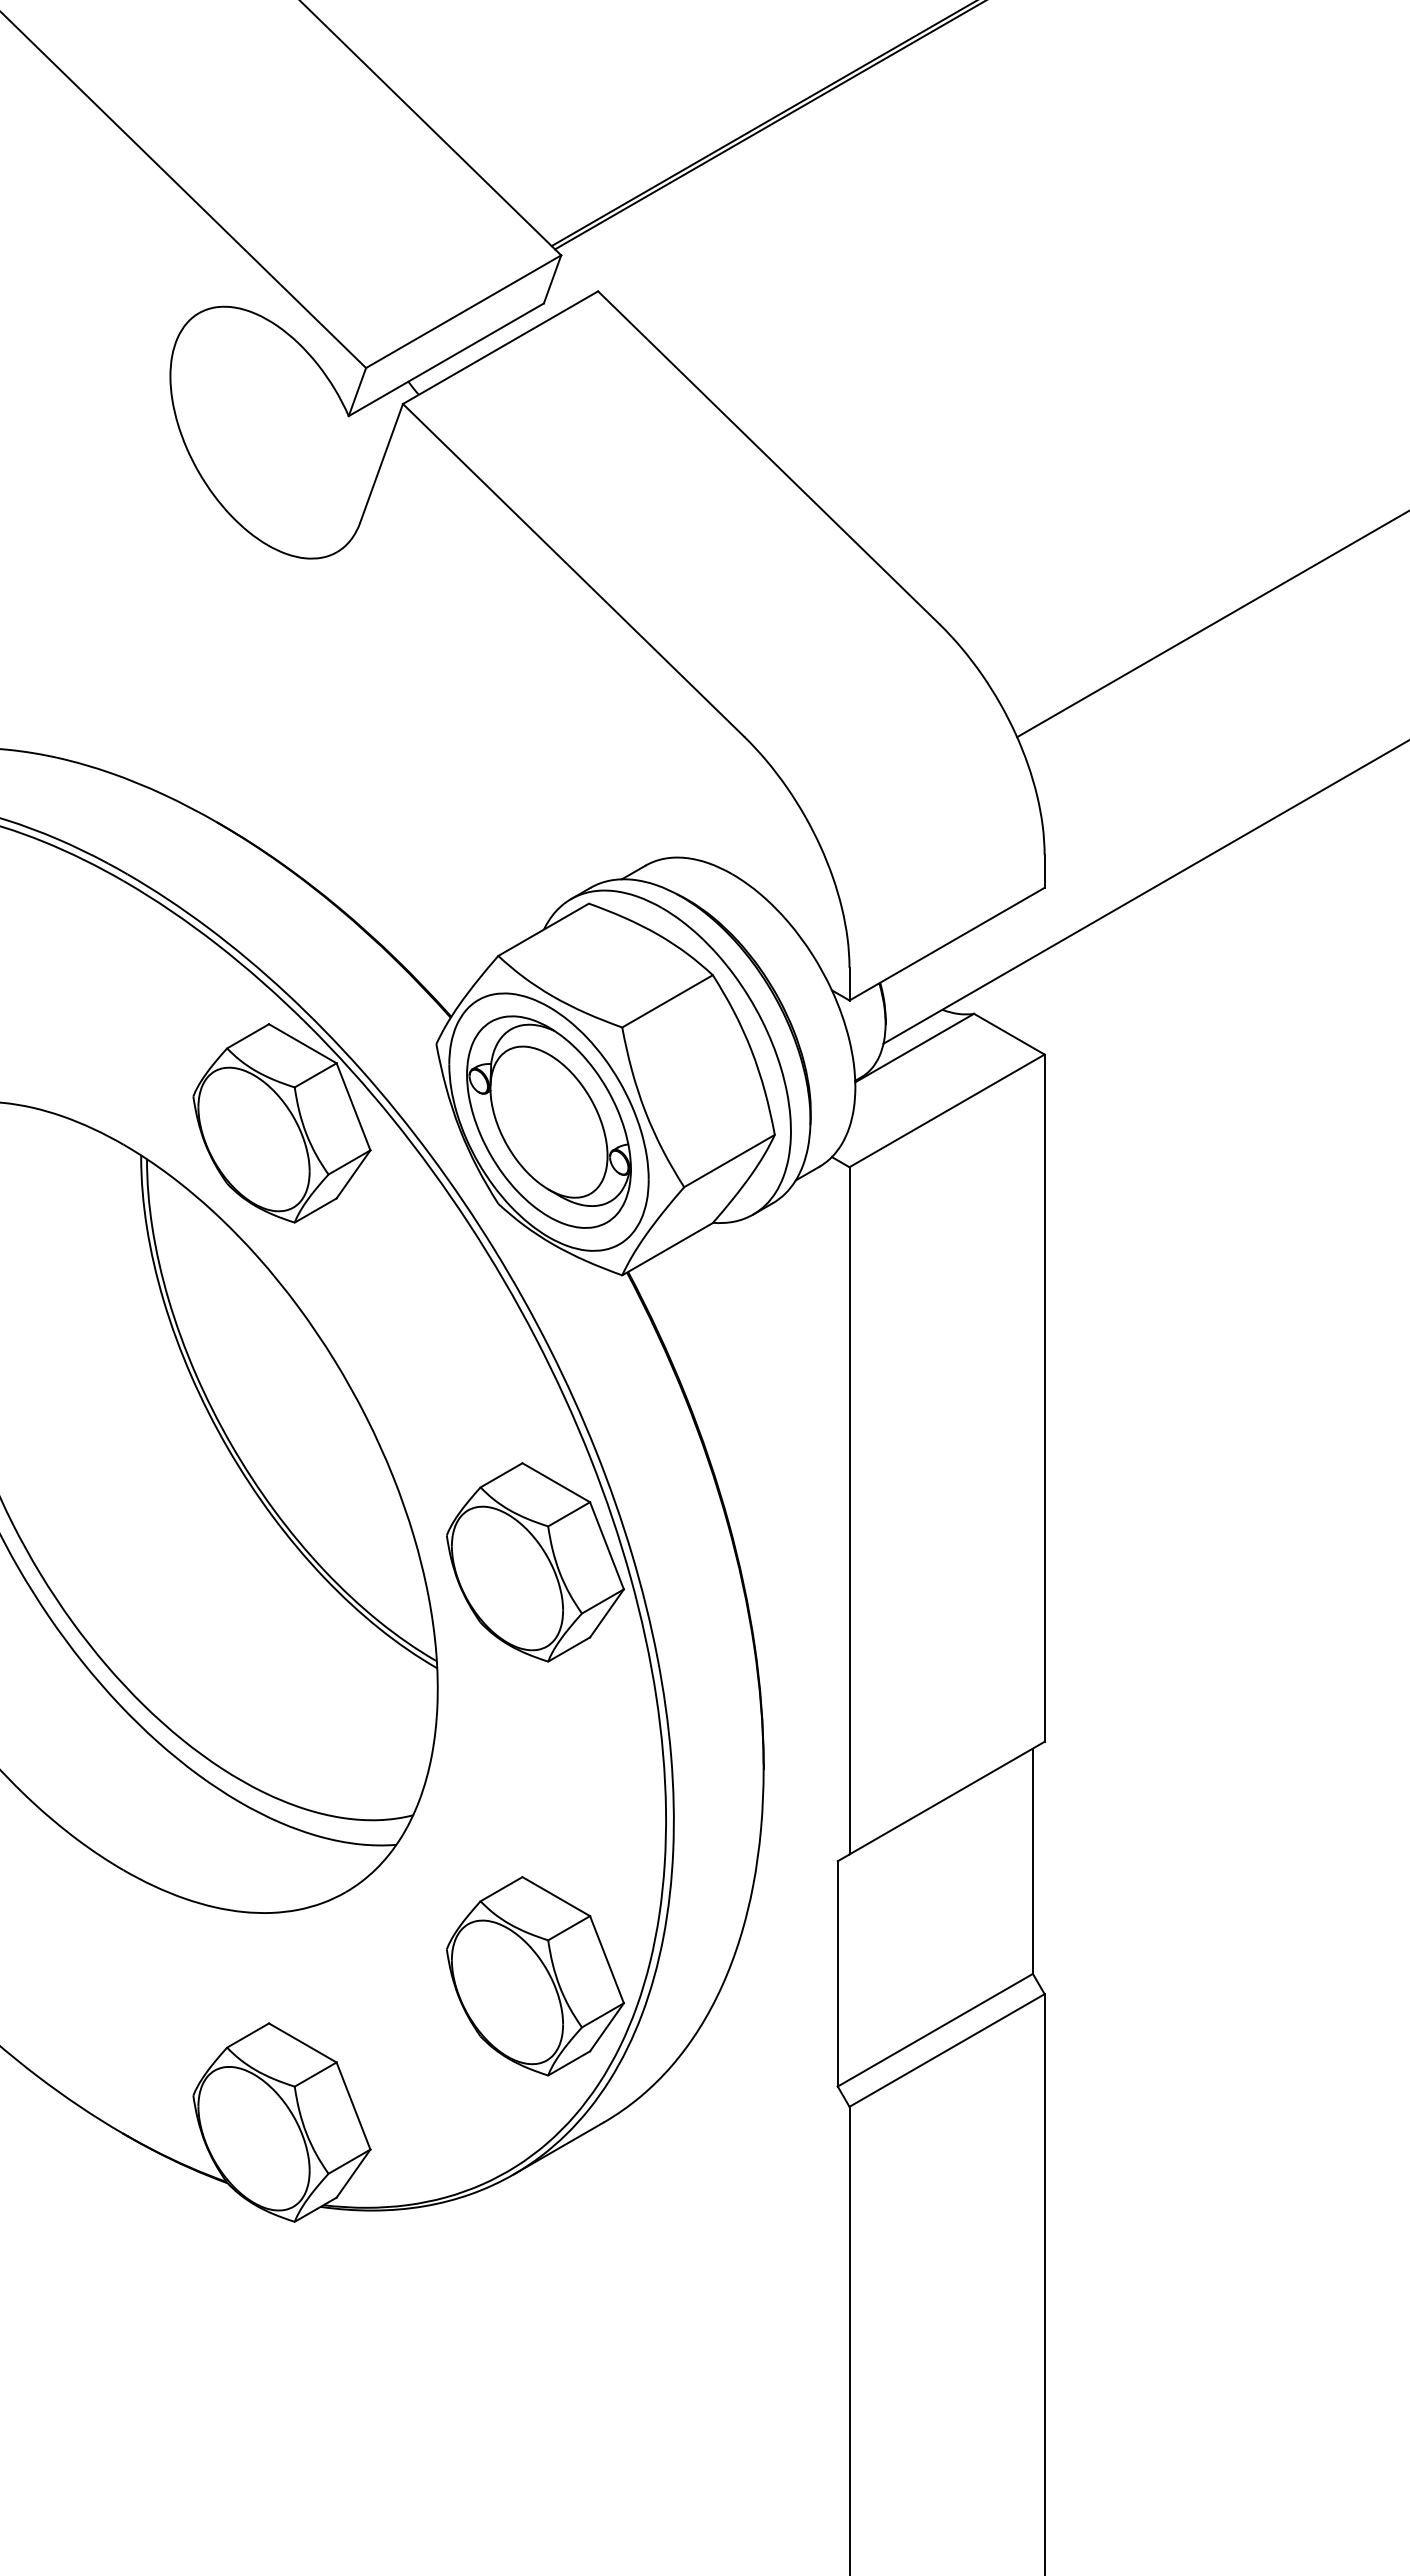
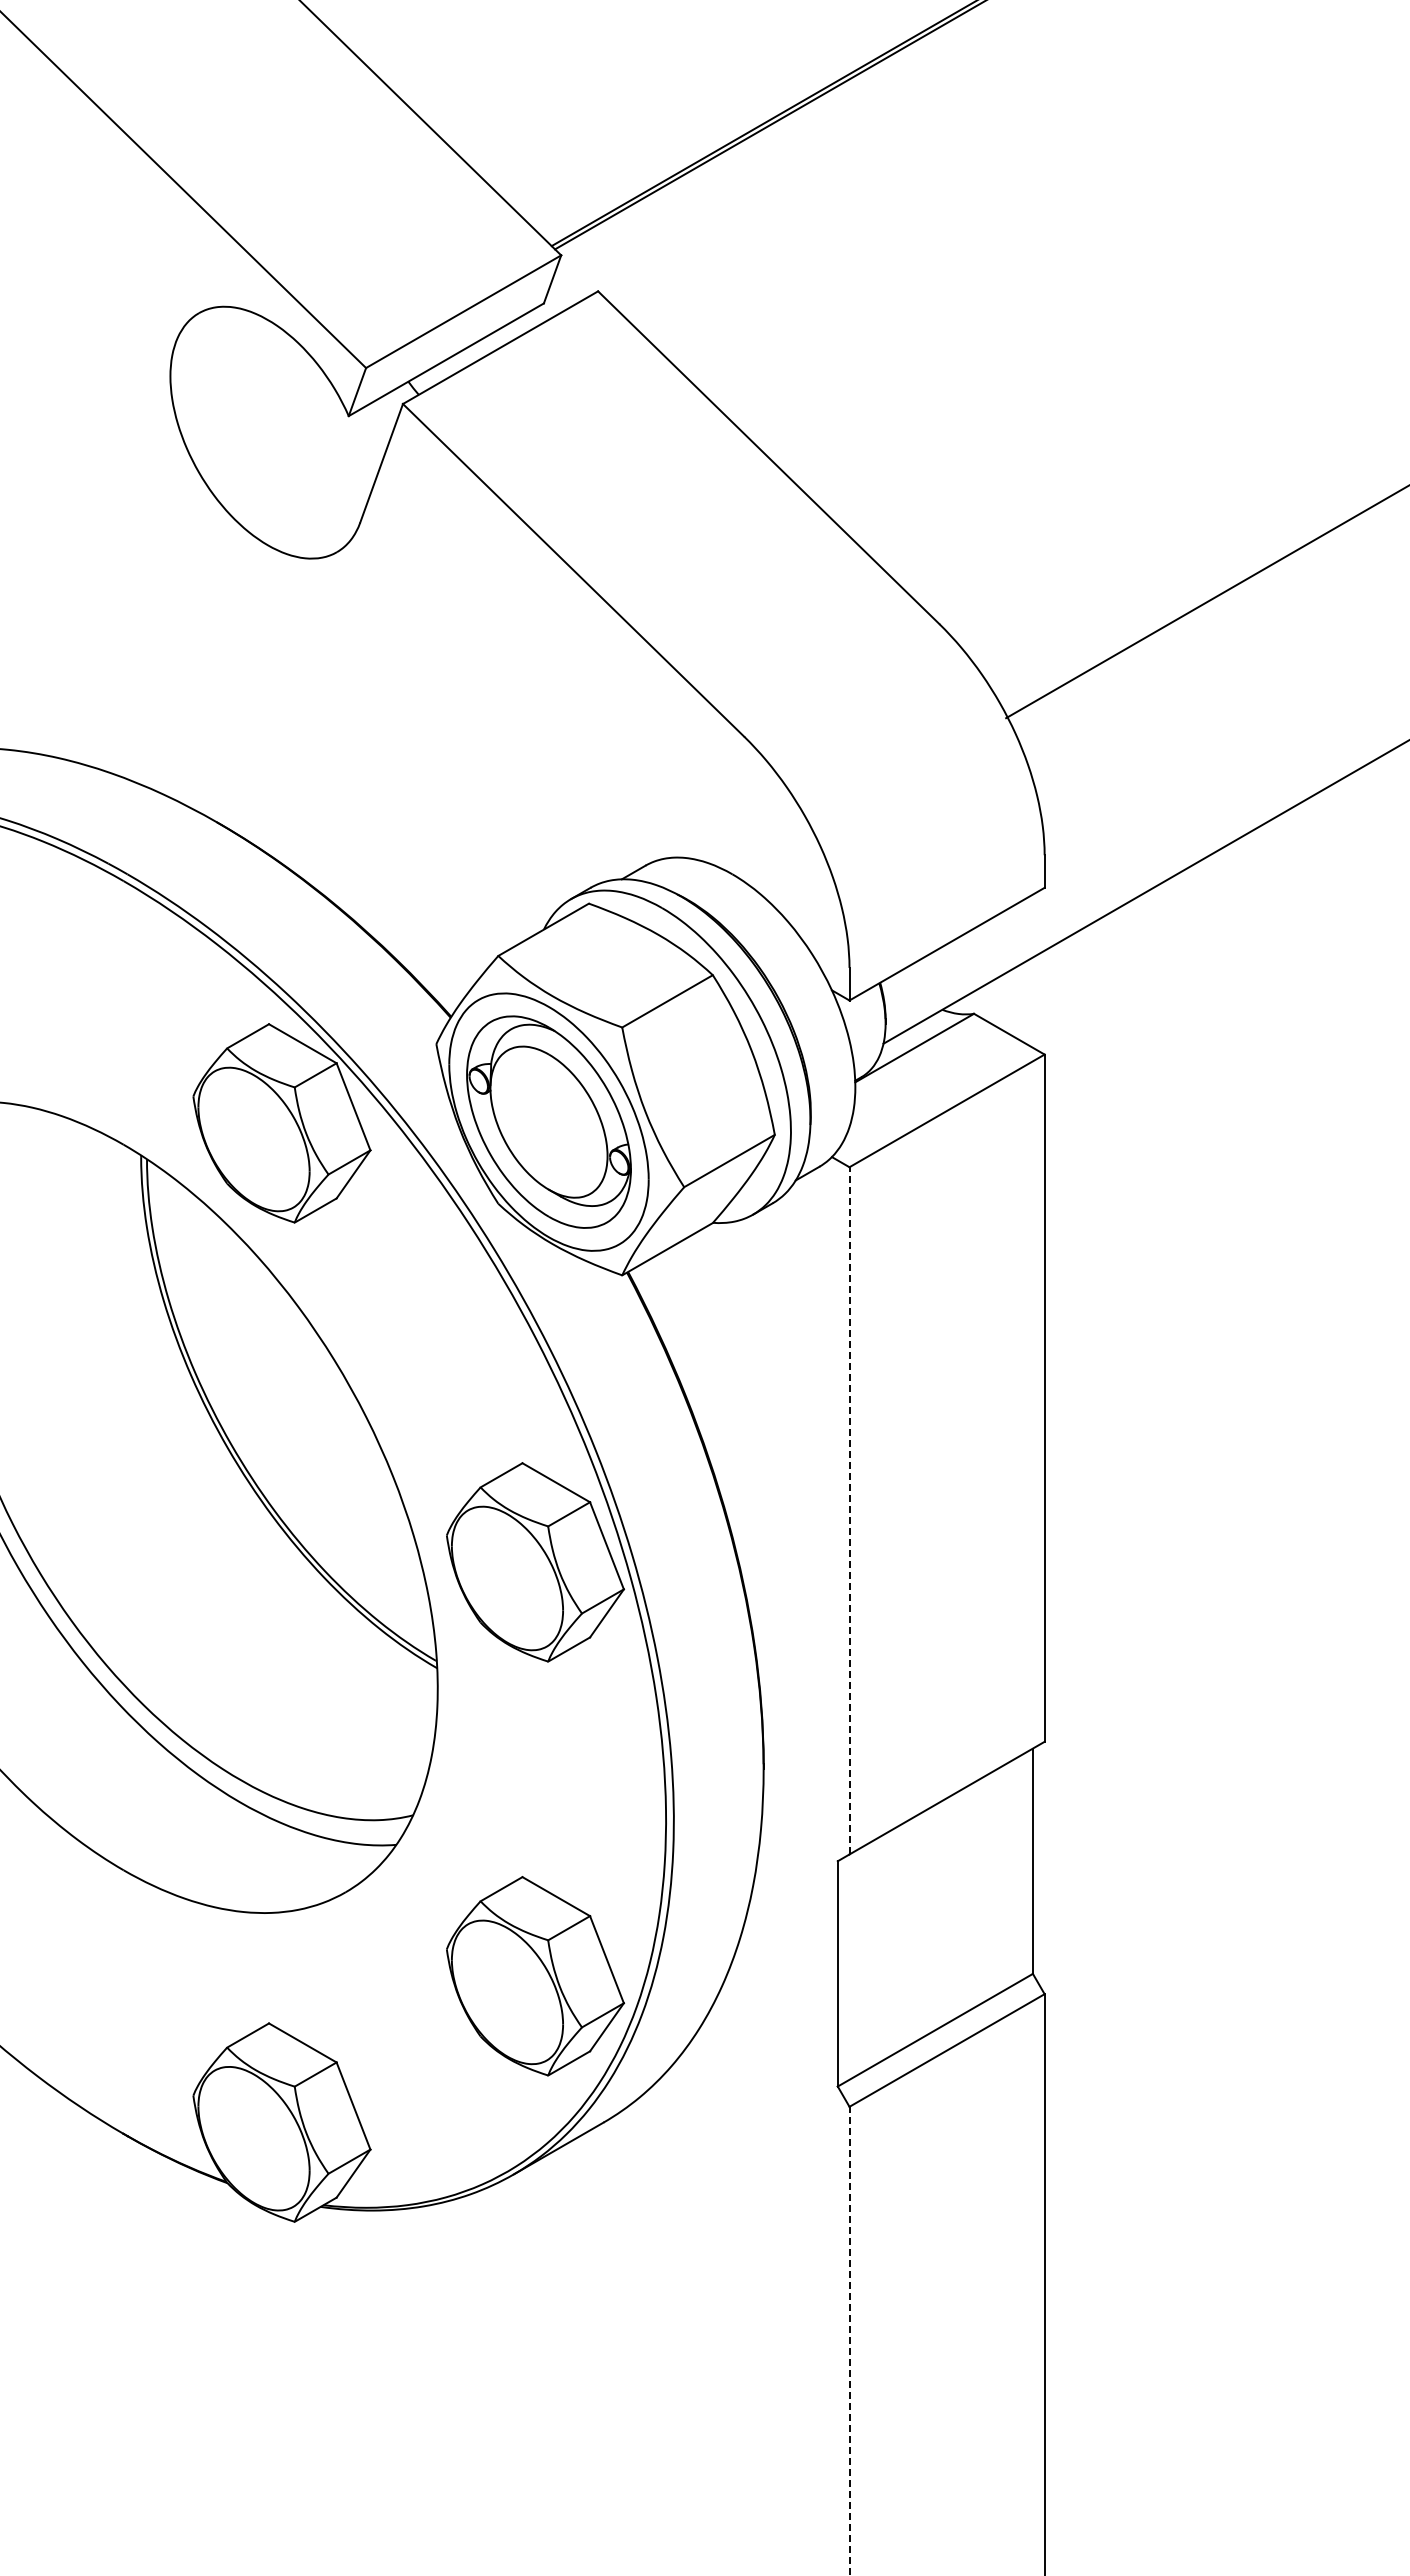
line position: (1211, 624) -> (1206, 602) (1206, 602)
line: solid -> dashed (849, 1510)
line: solid -> dashed (849, 2340)
